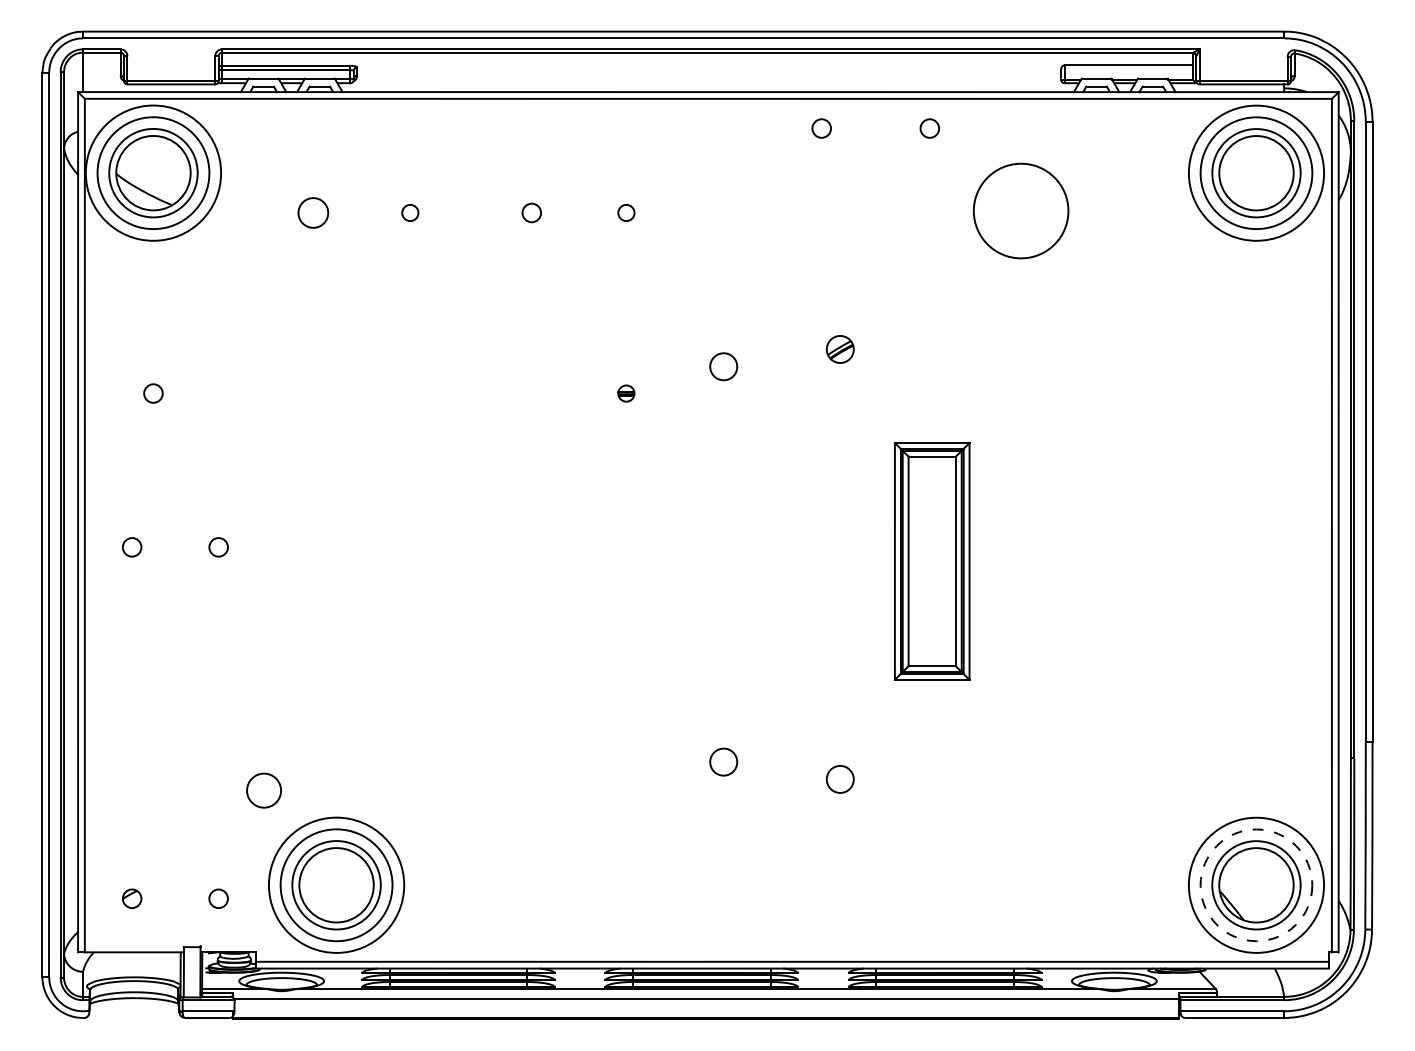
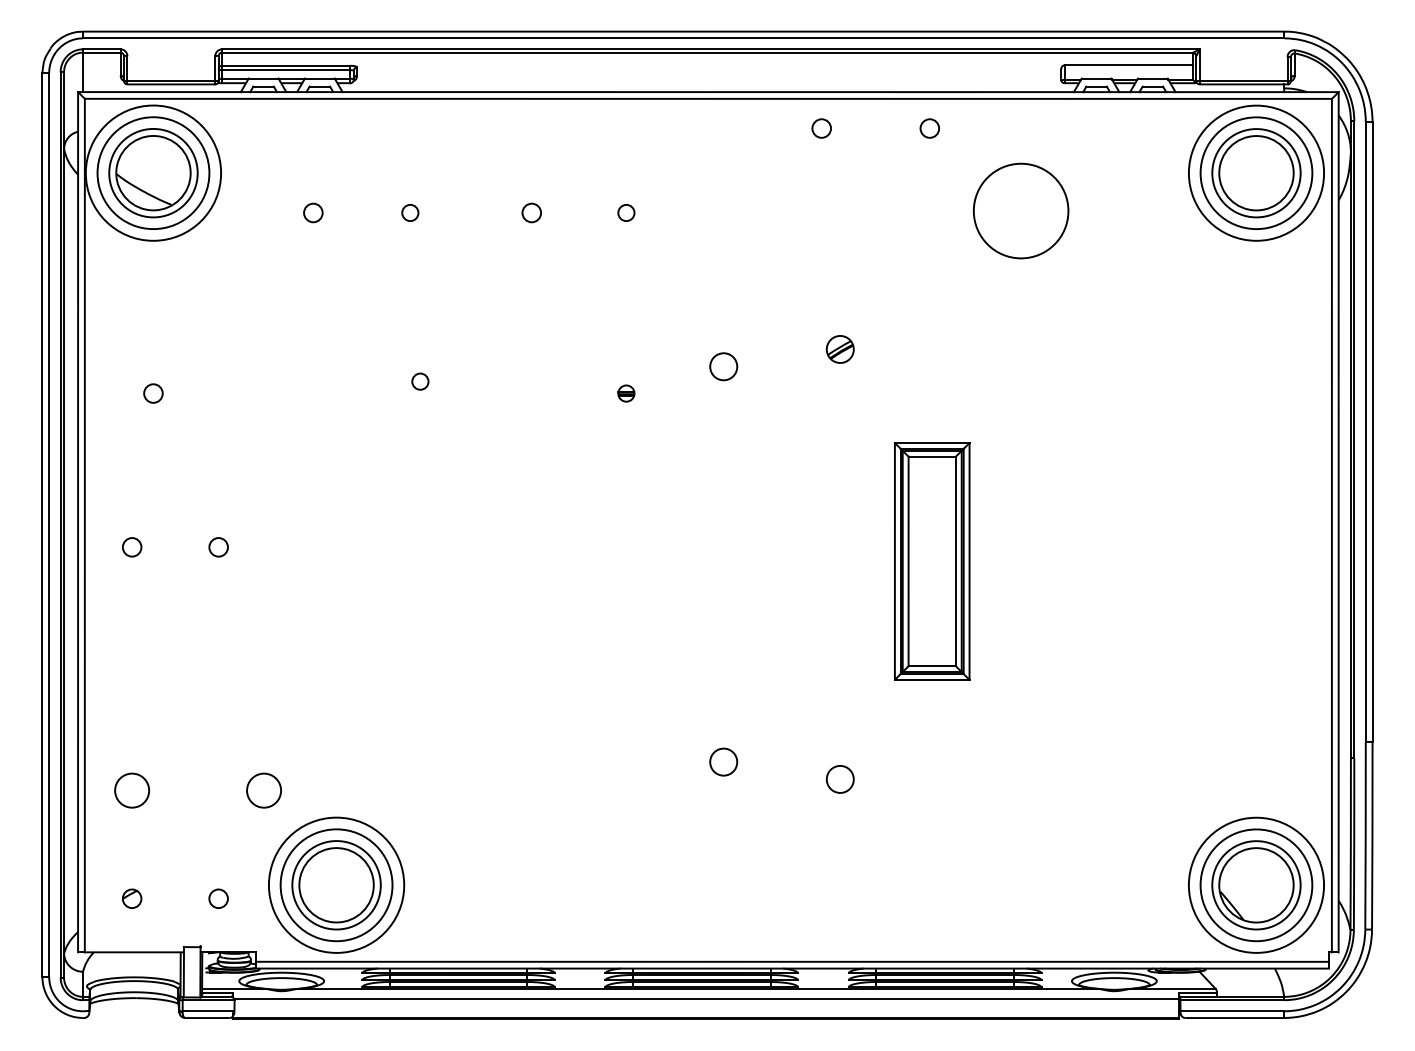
circle diameter: 30 px -> 19 px (313, 212)
circle: none -> present (420, 381)
circle: none -> present (132, 790)
circle: dashed -> solid (1256, 885)
